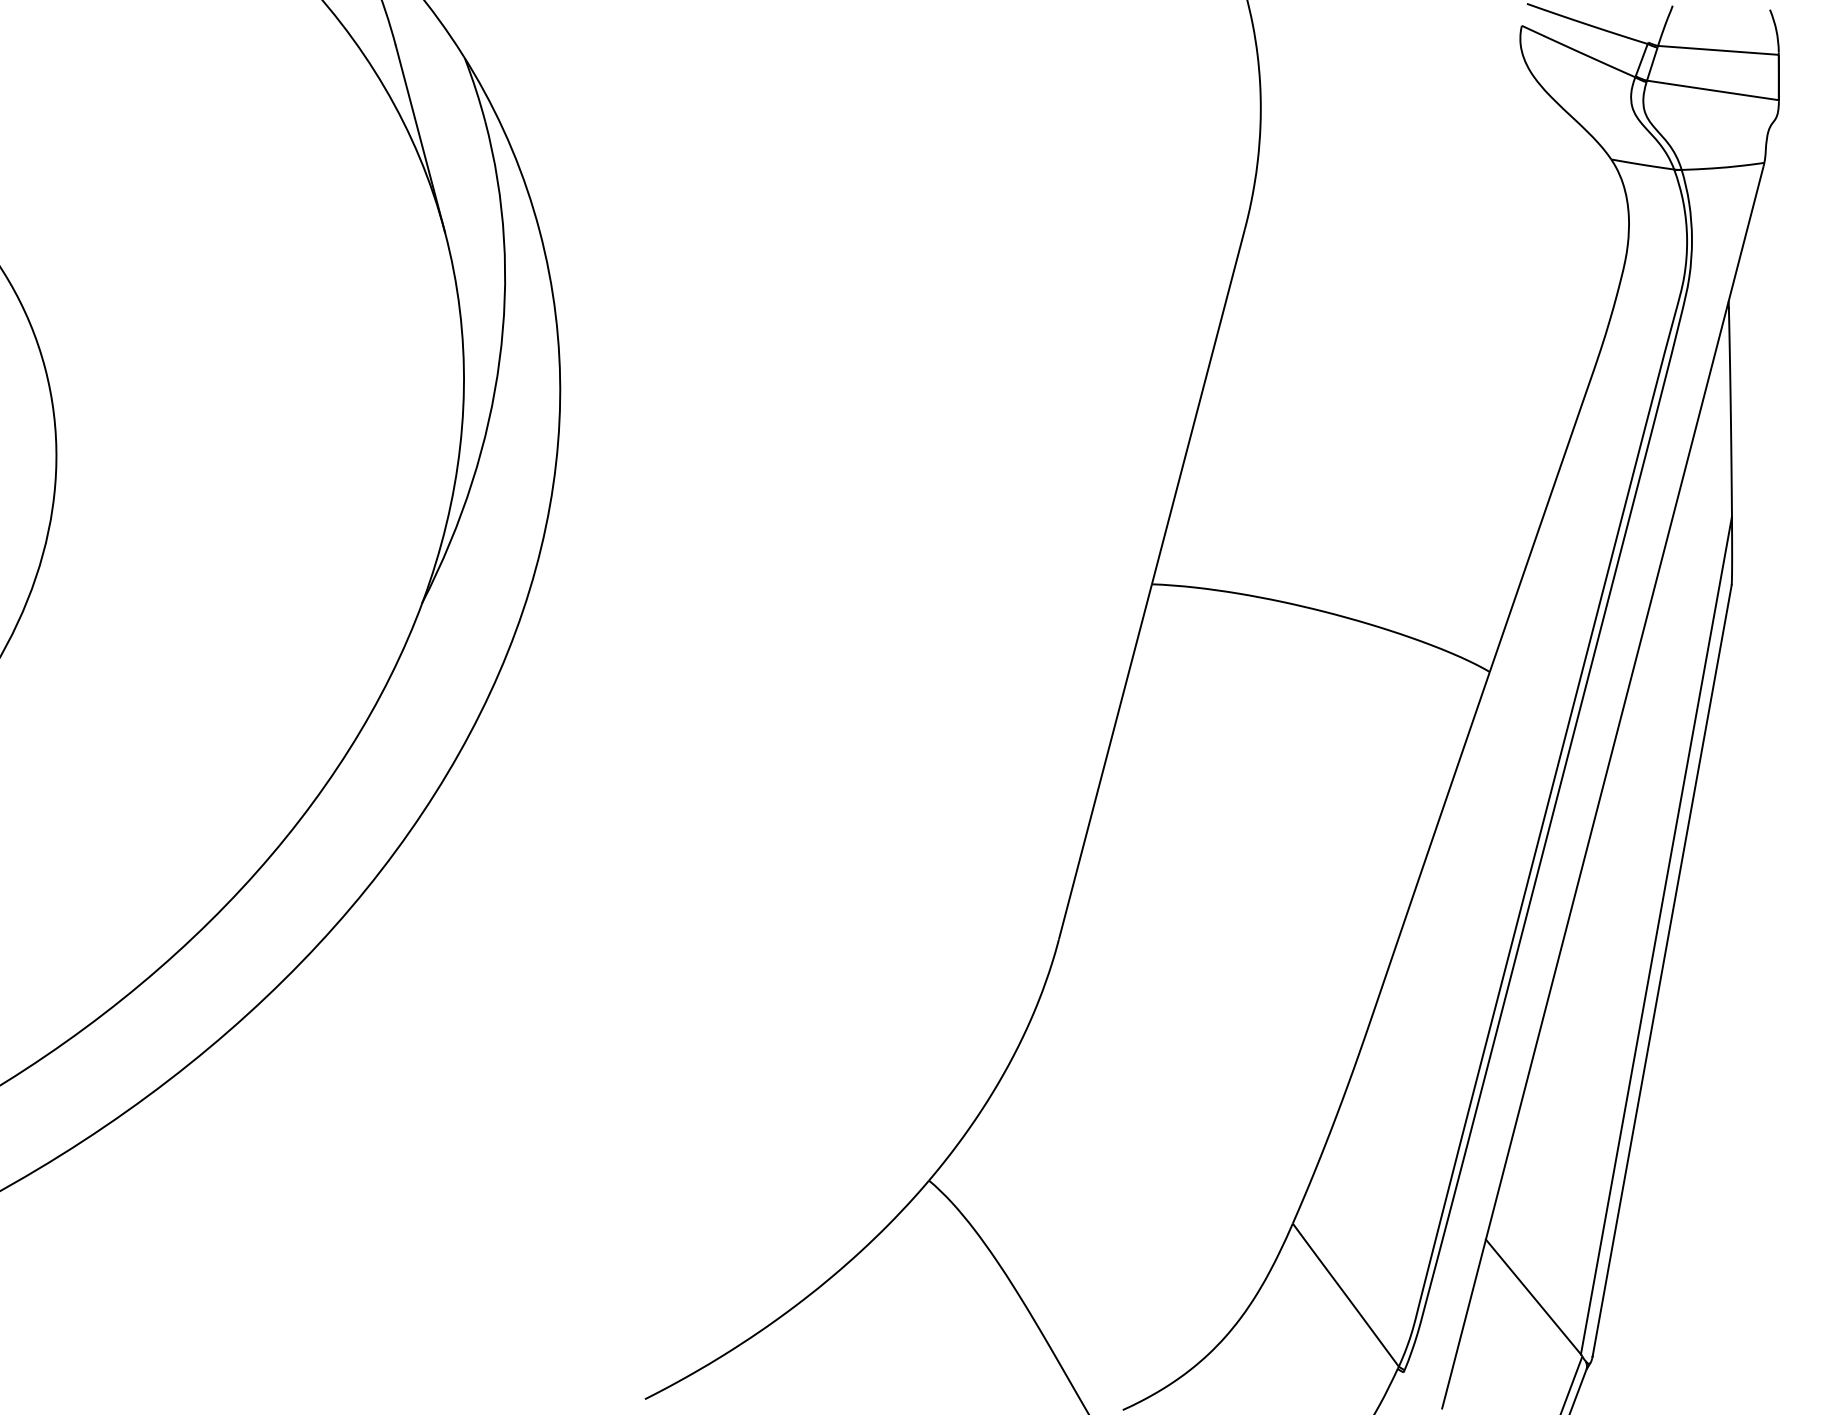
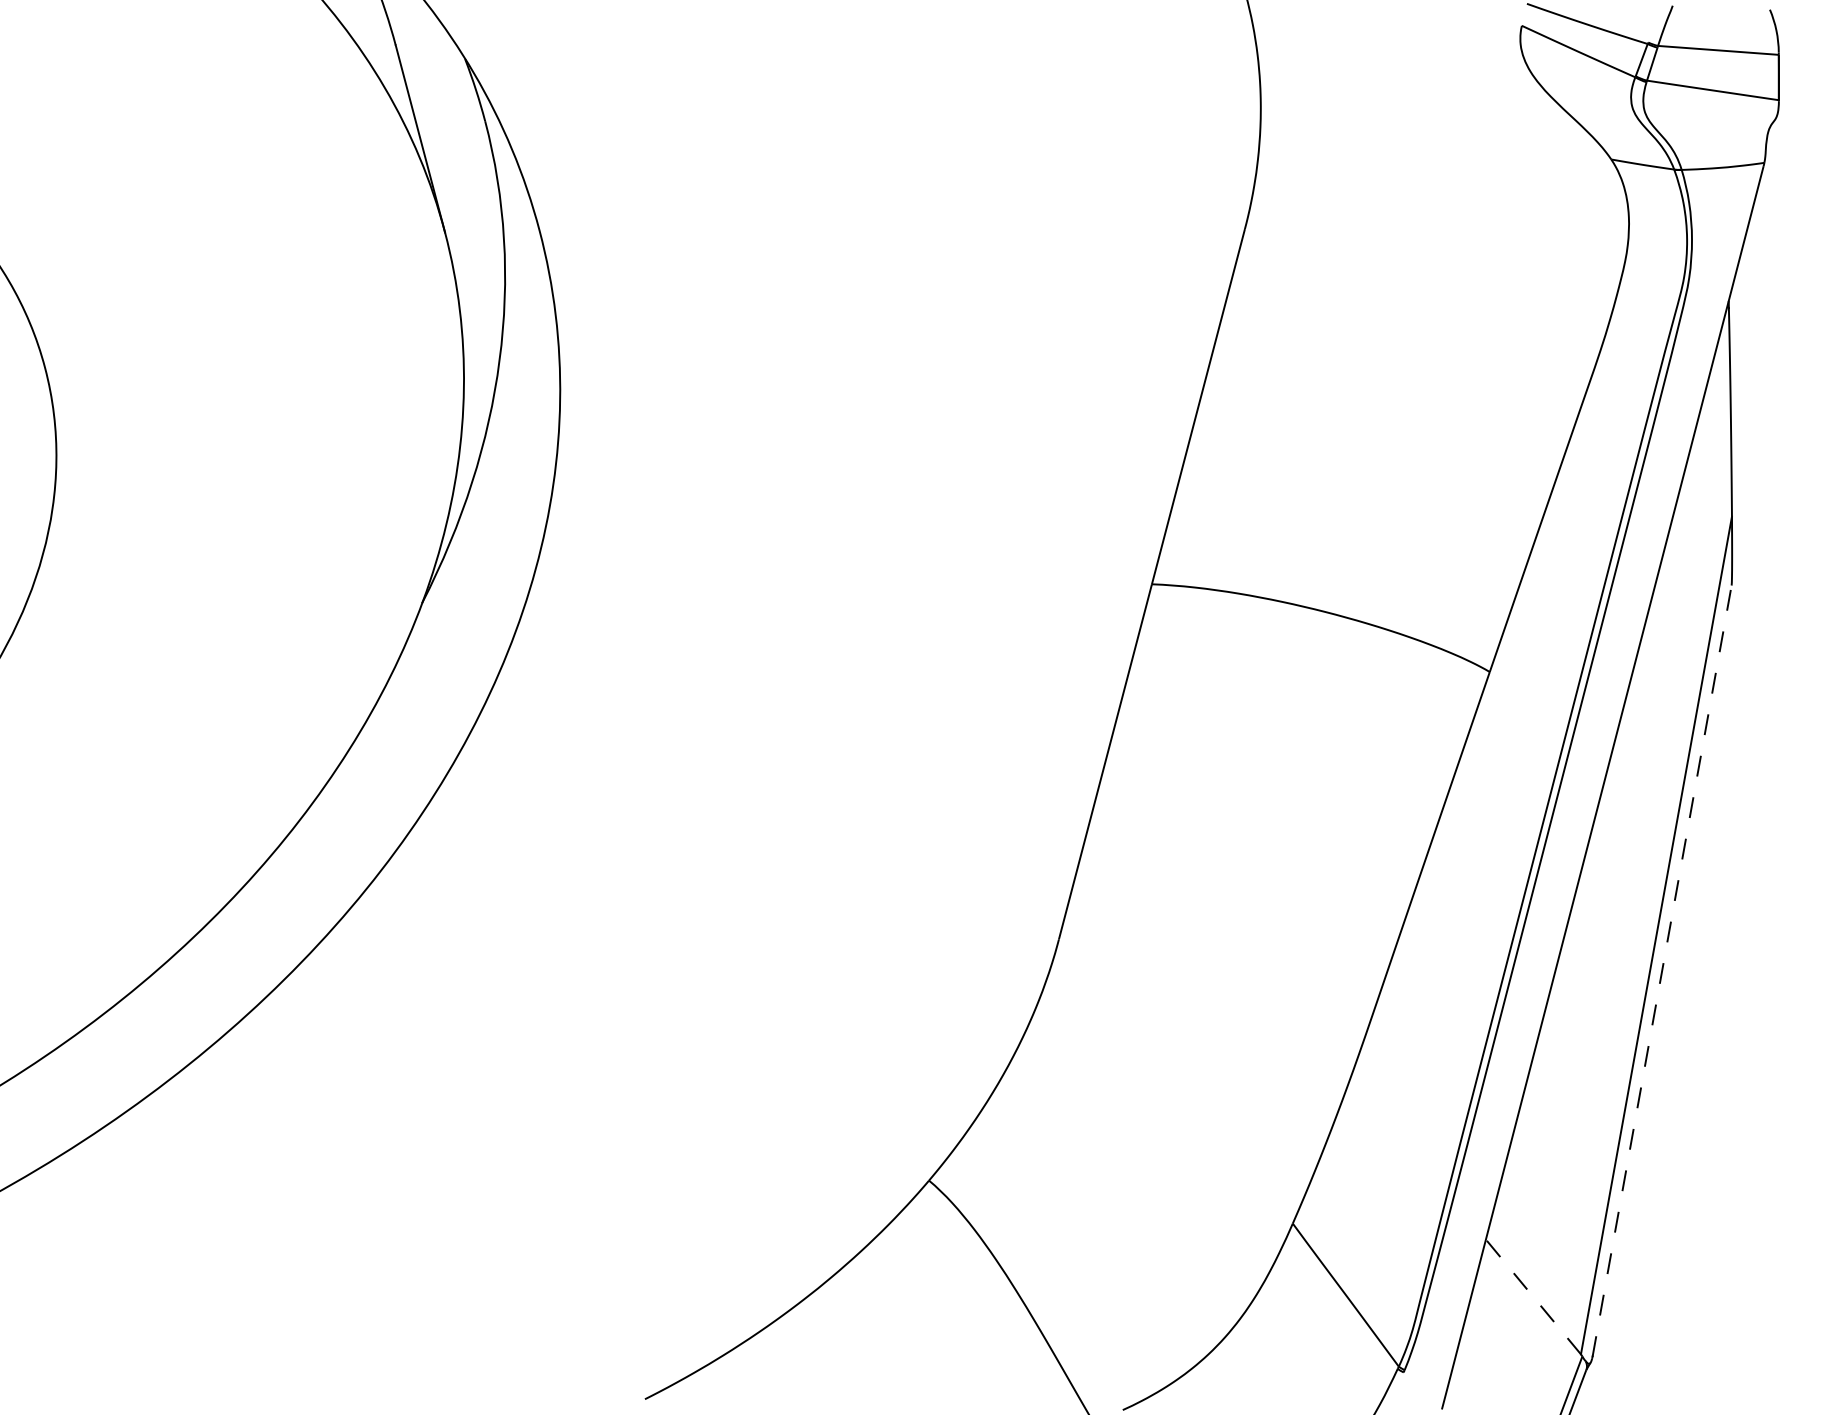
line: solid -> dashed (1662, 970)
line: solid -> dashed (1533, 1296)
